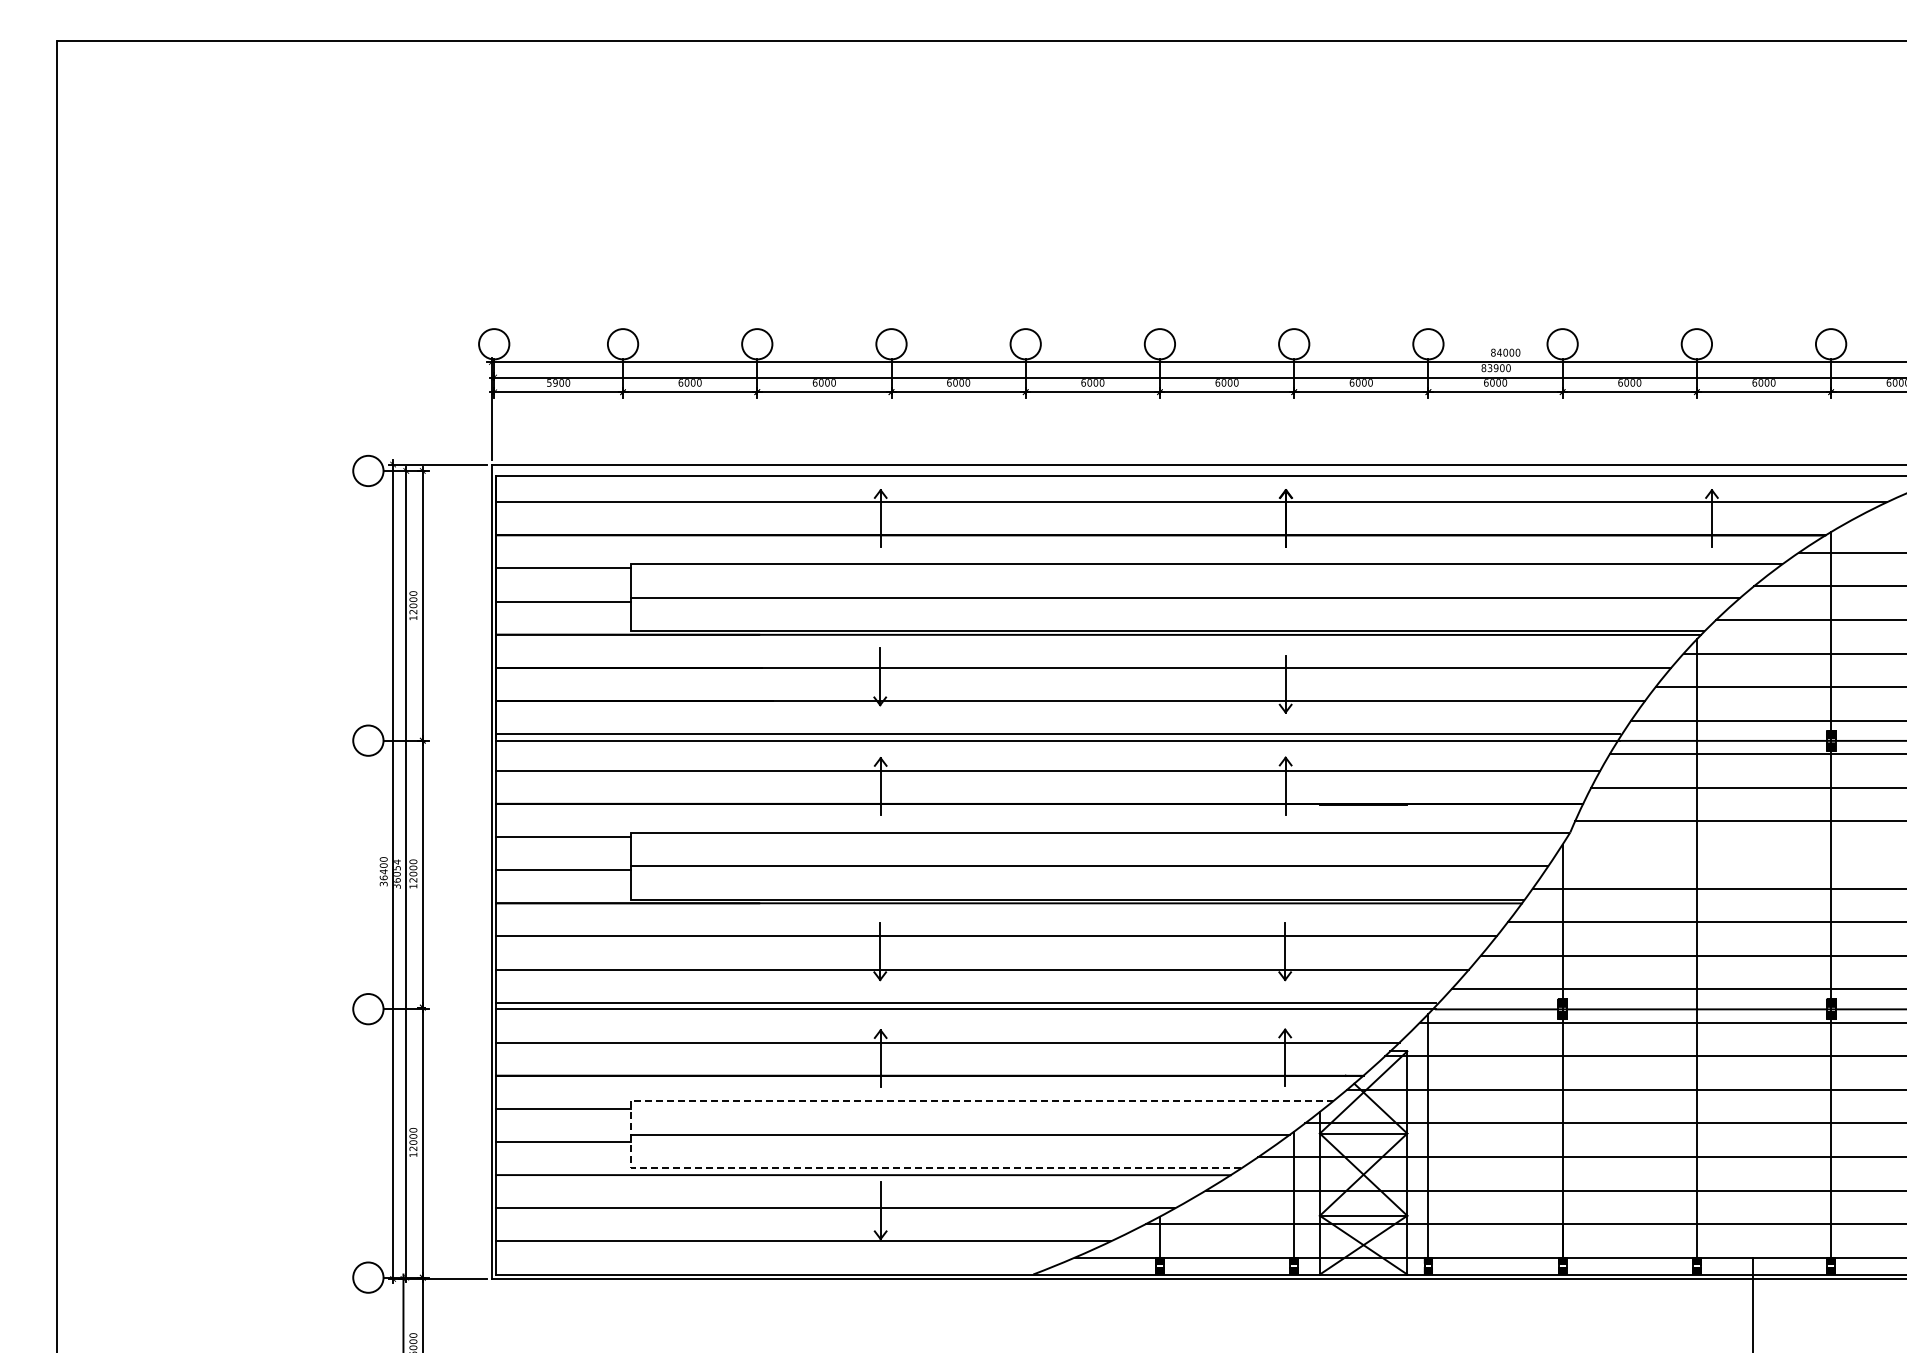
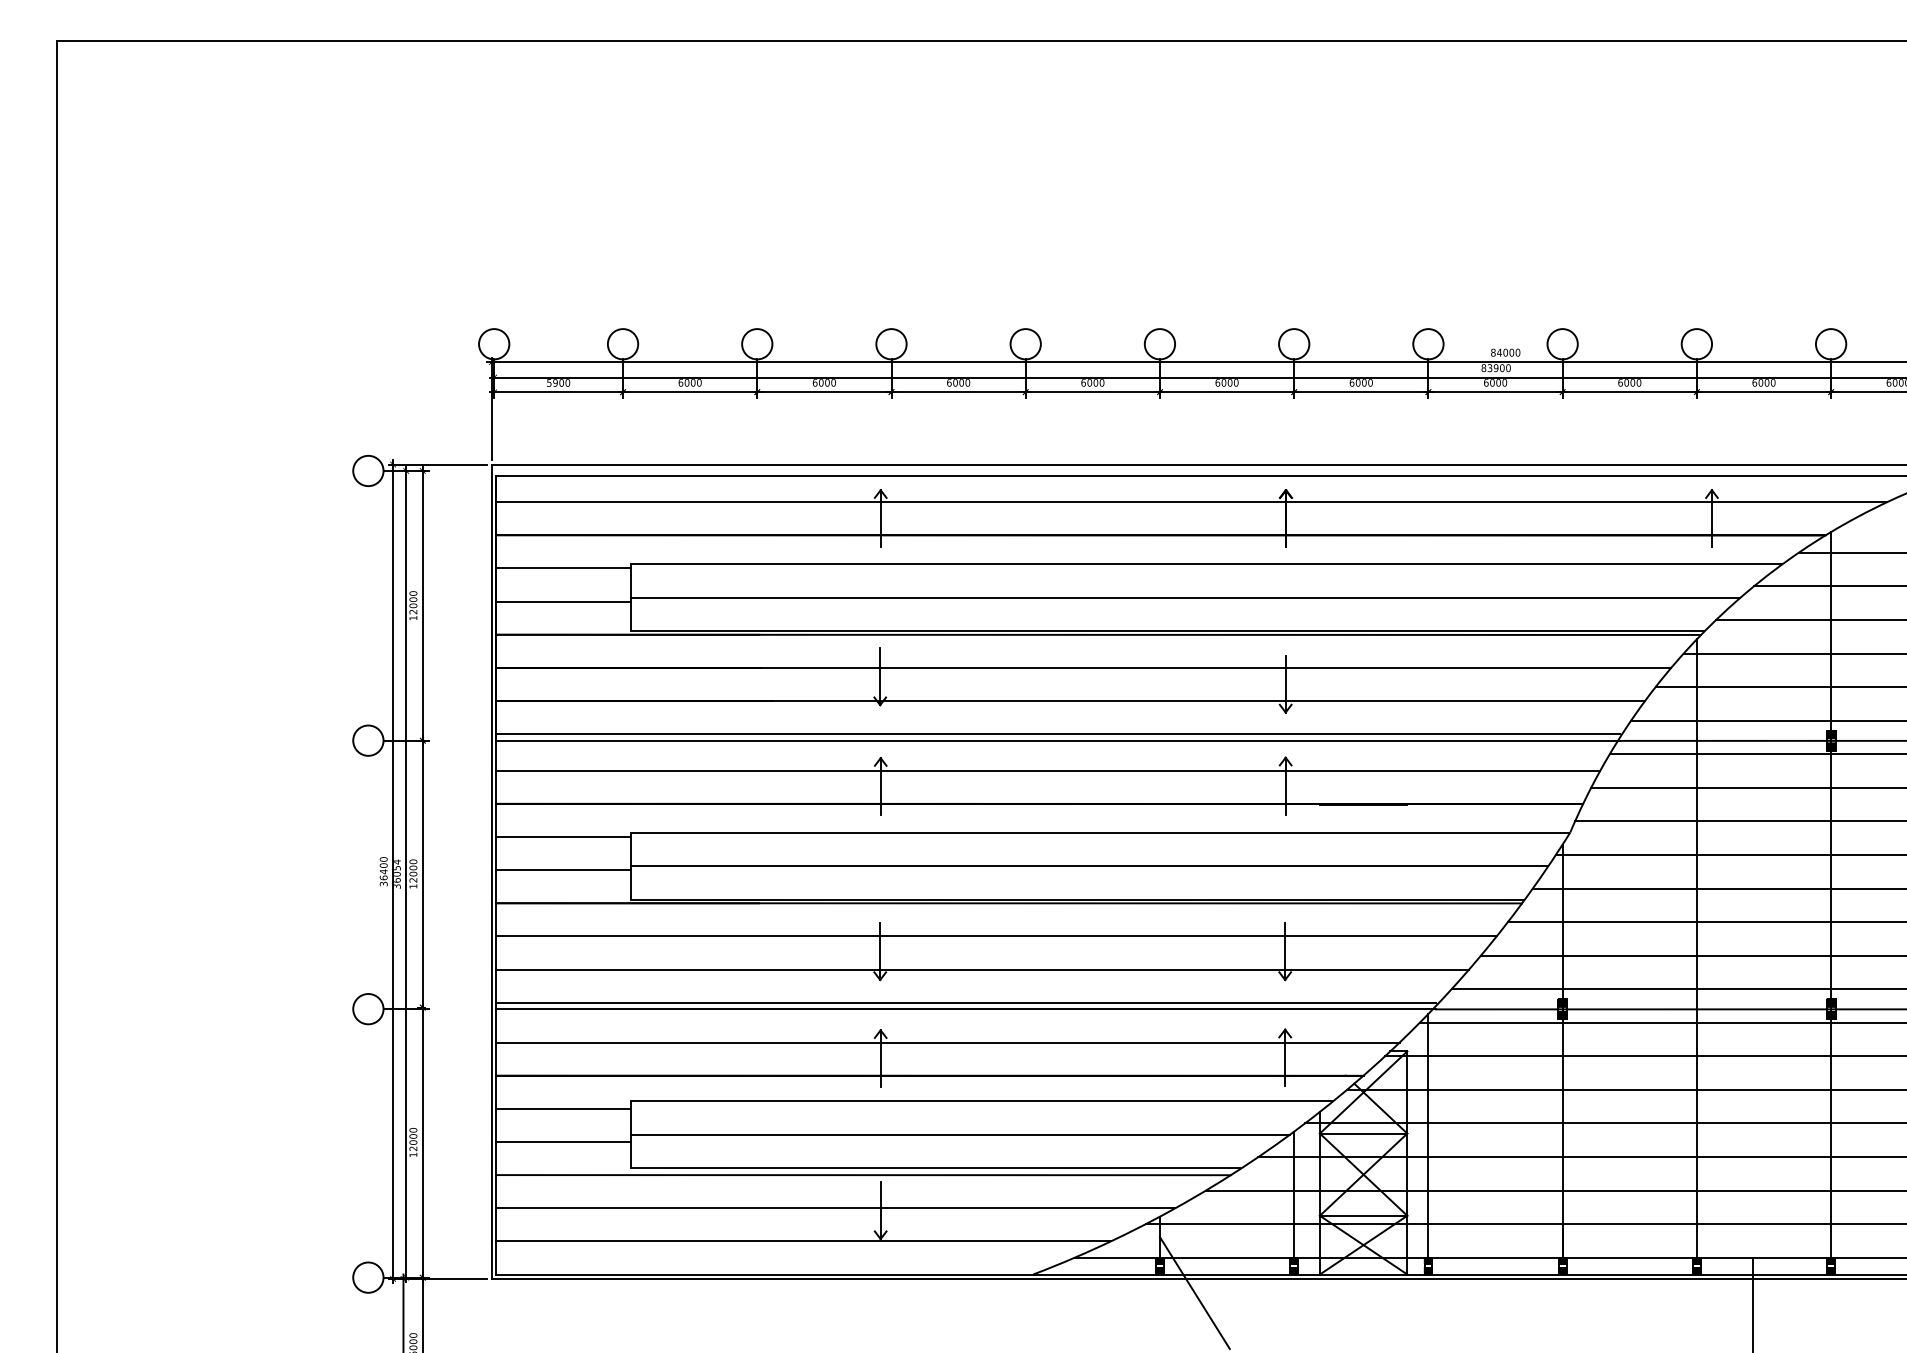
line: none -> present (1729, 854)
line: dashed -> solid (641, 1101)
line: none -> present (1194, 1293)
